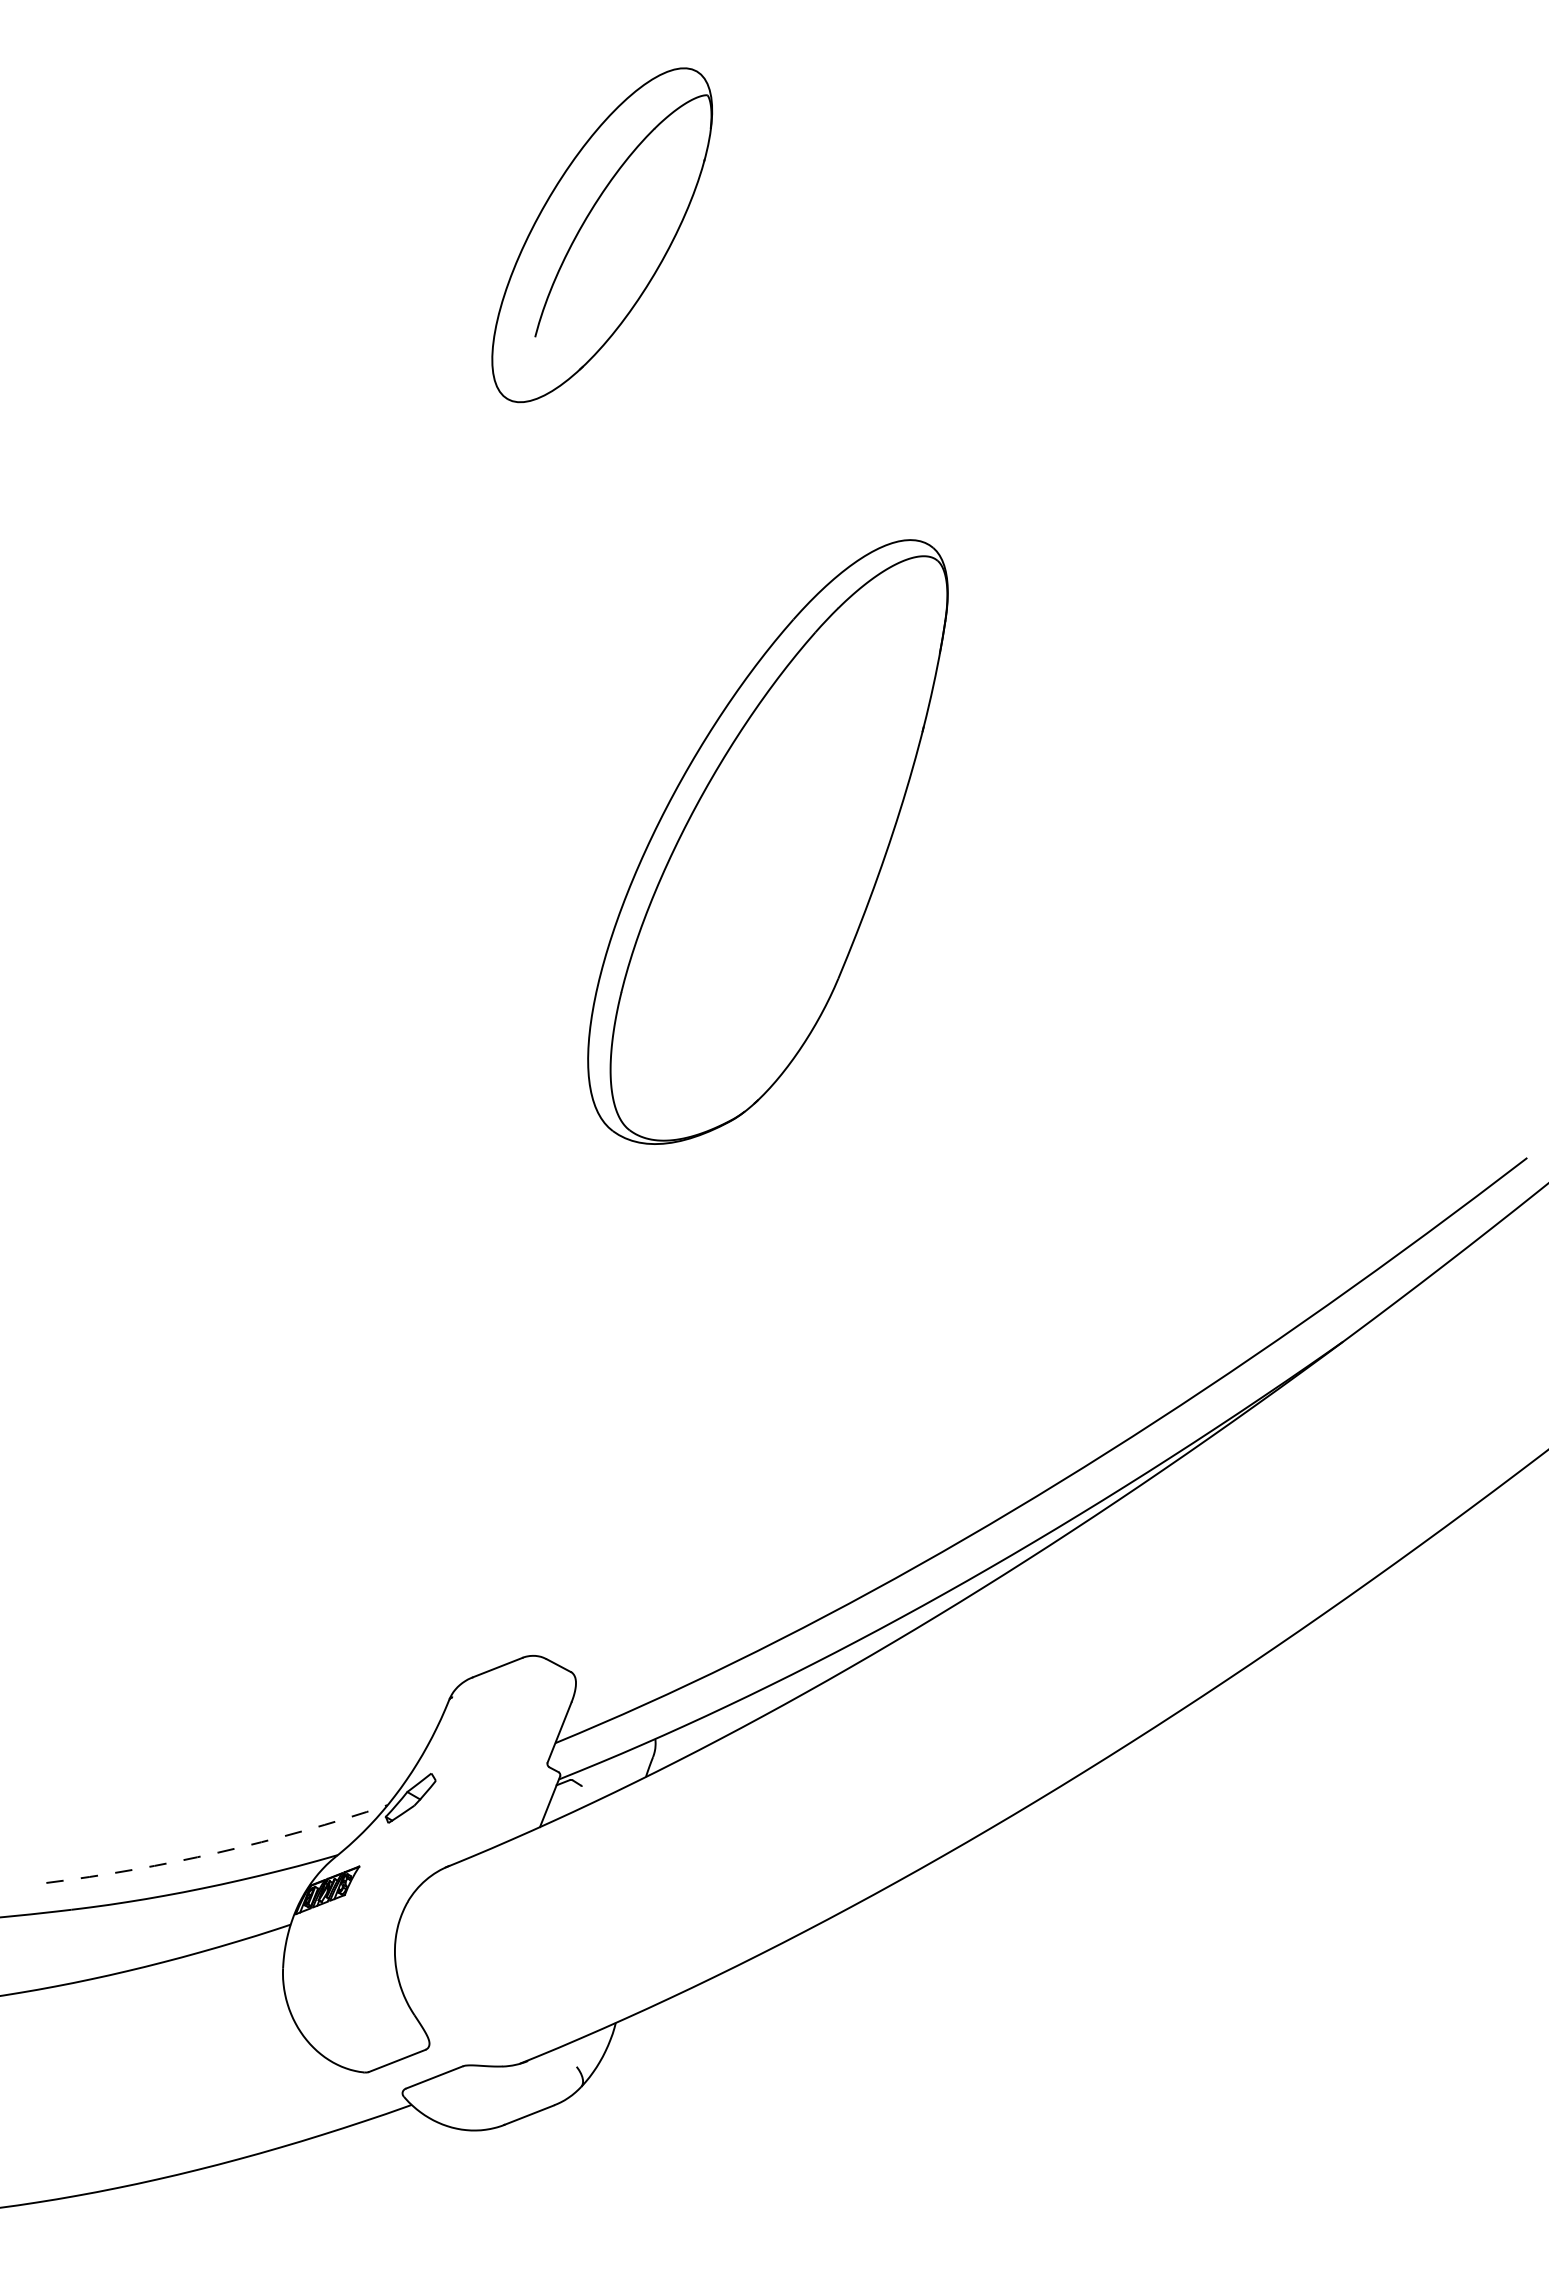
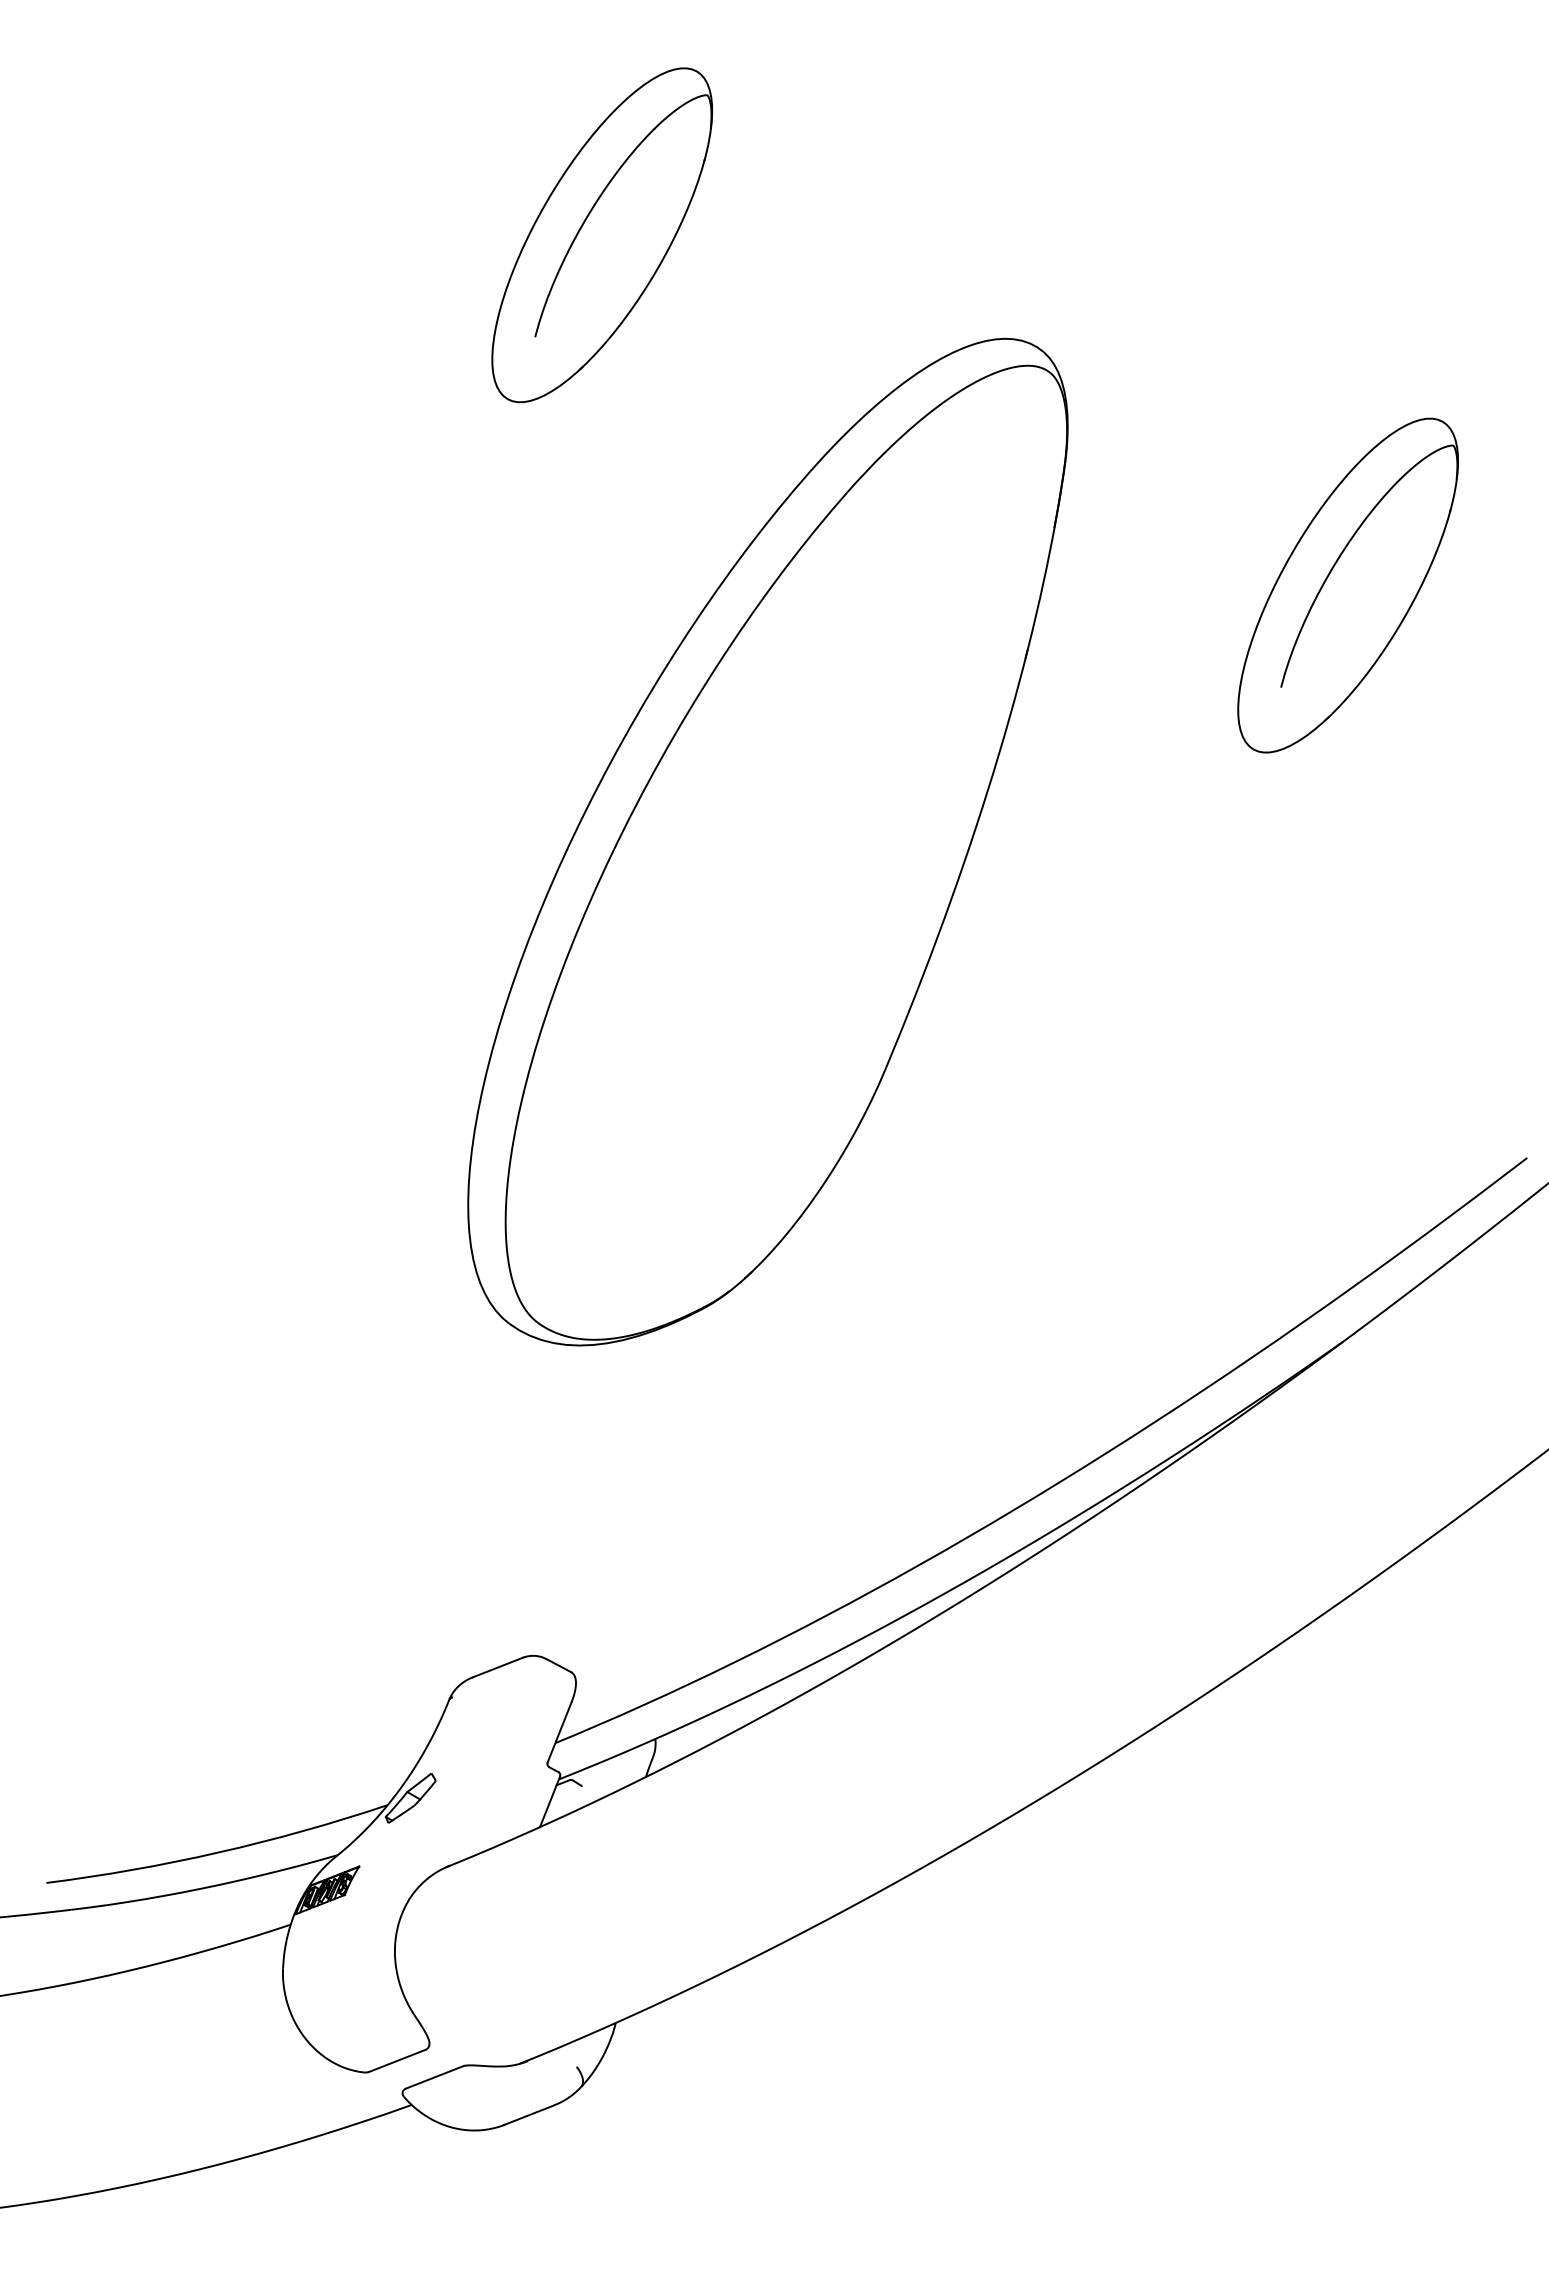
part: none -> present (1347, 585)
part size: 362x606 px -> 602x1010 px (767, 841)
arc: dashed -> solid (218, 1852)
